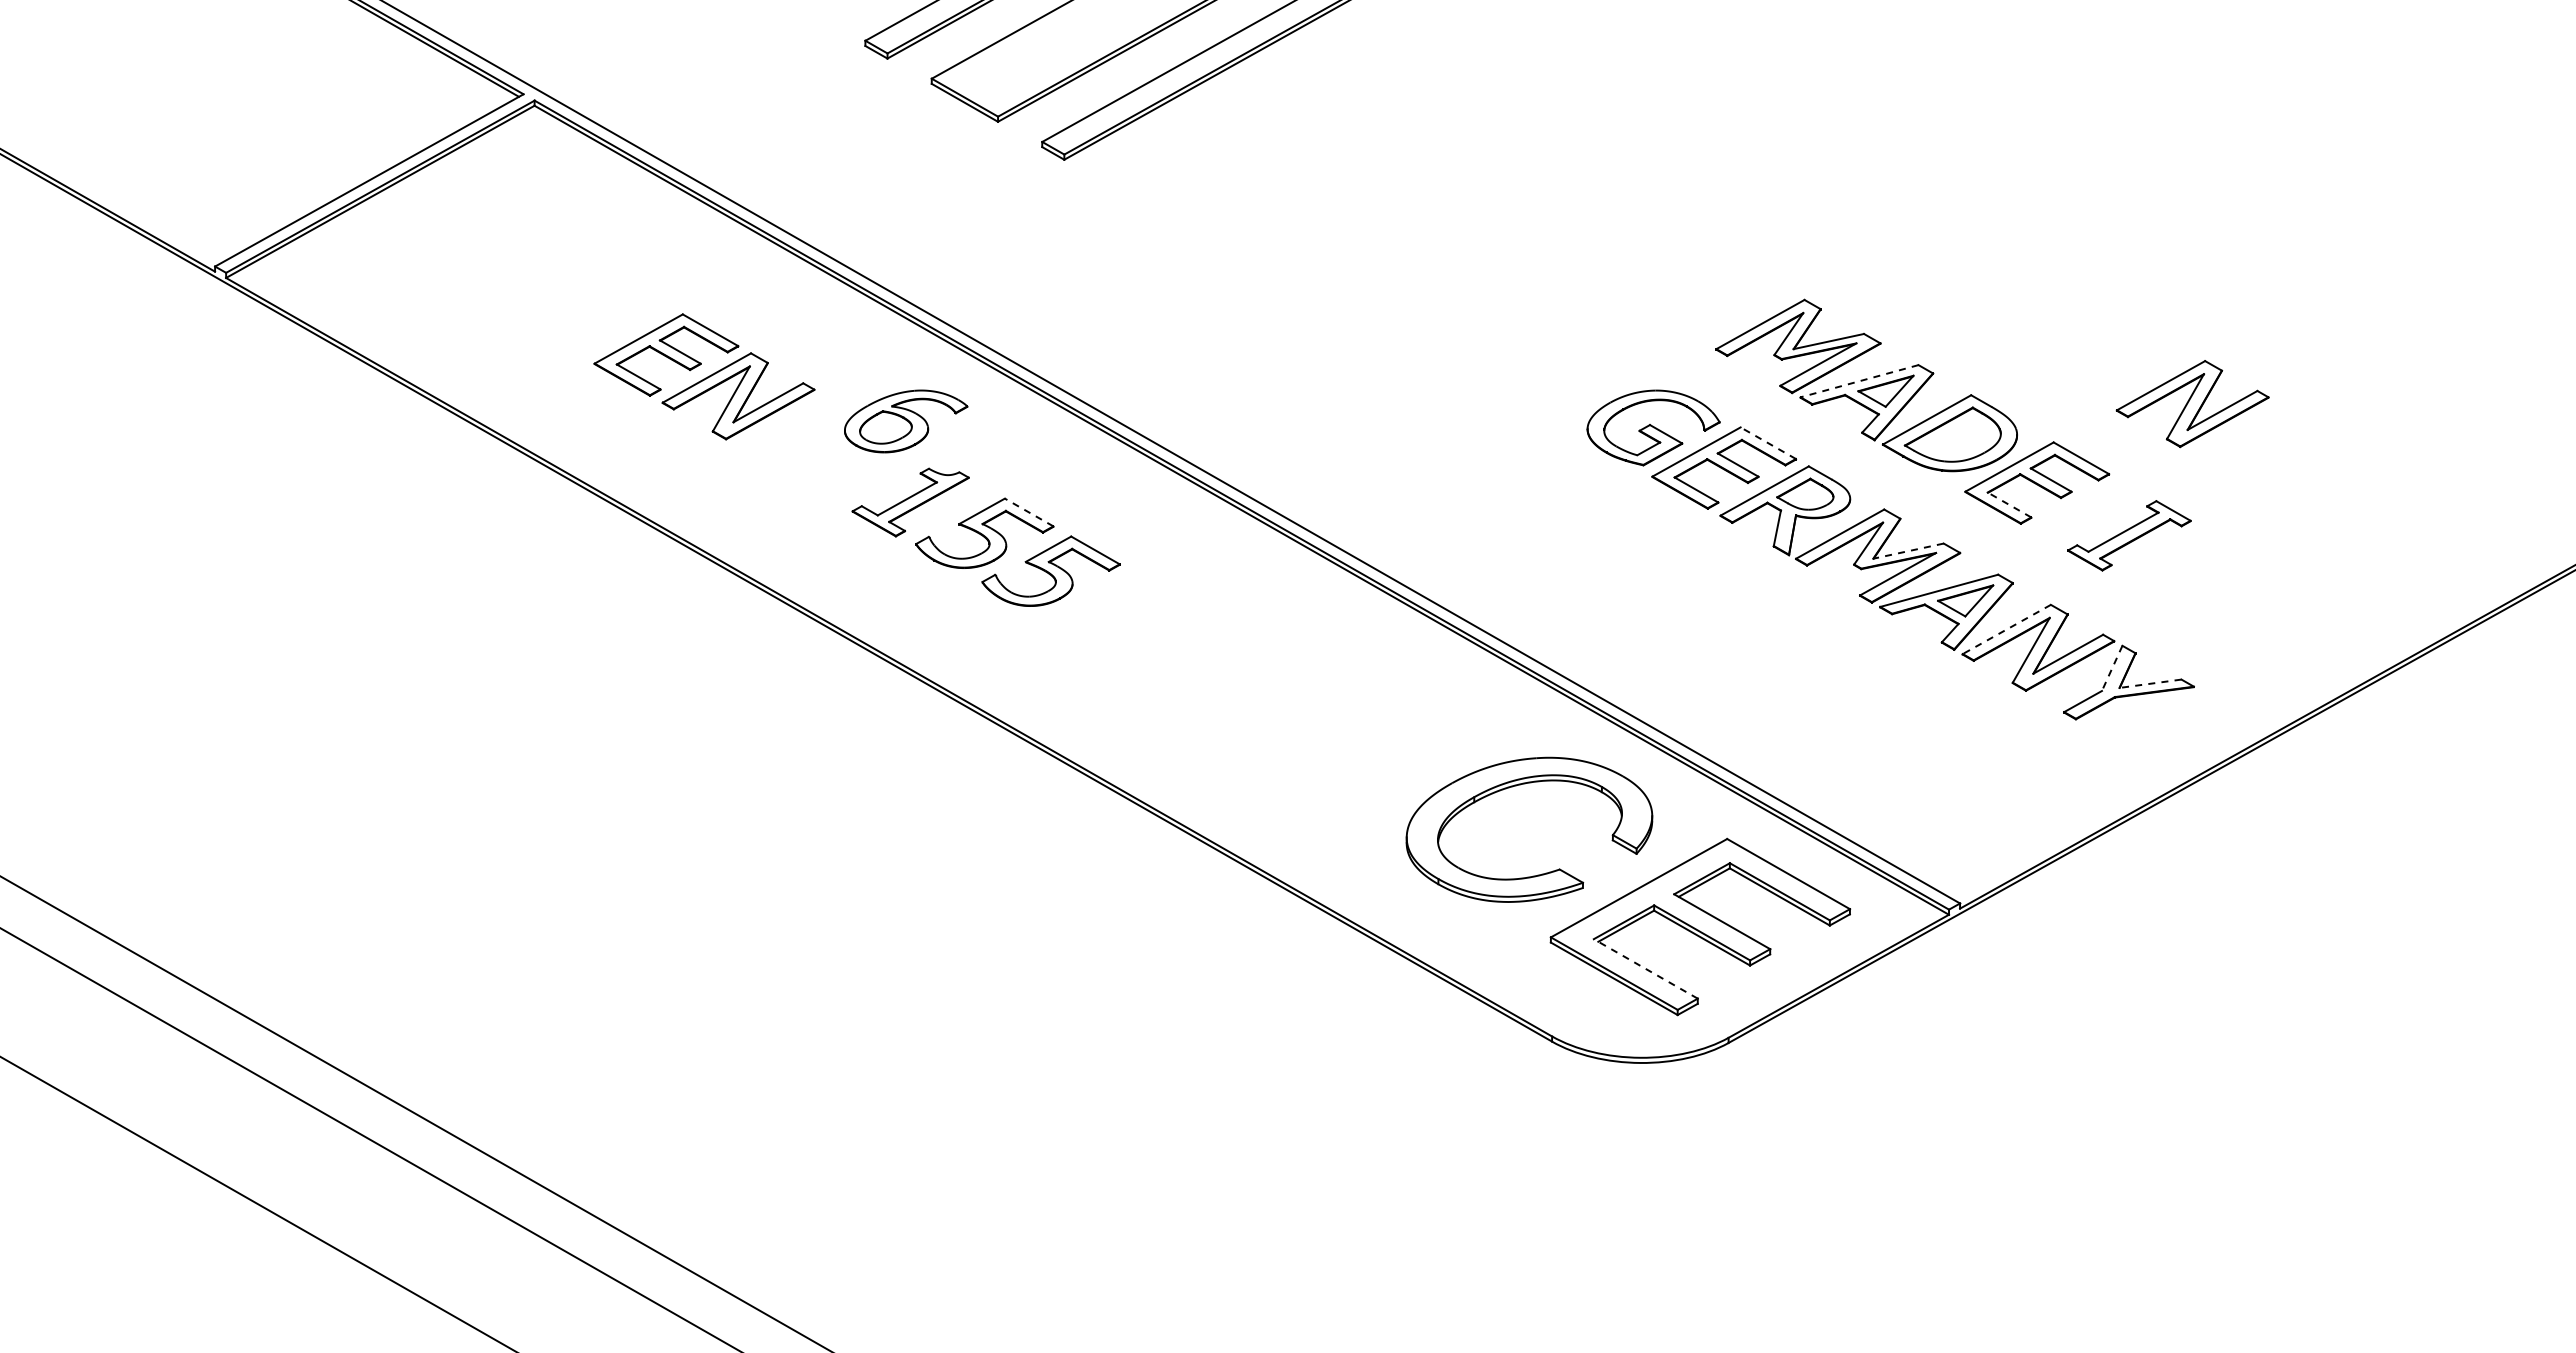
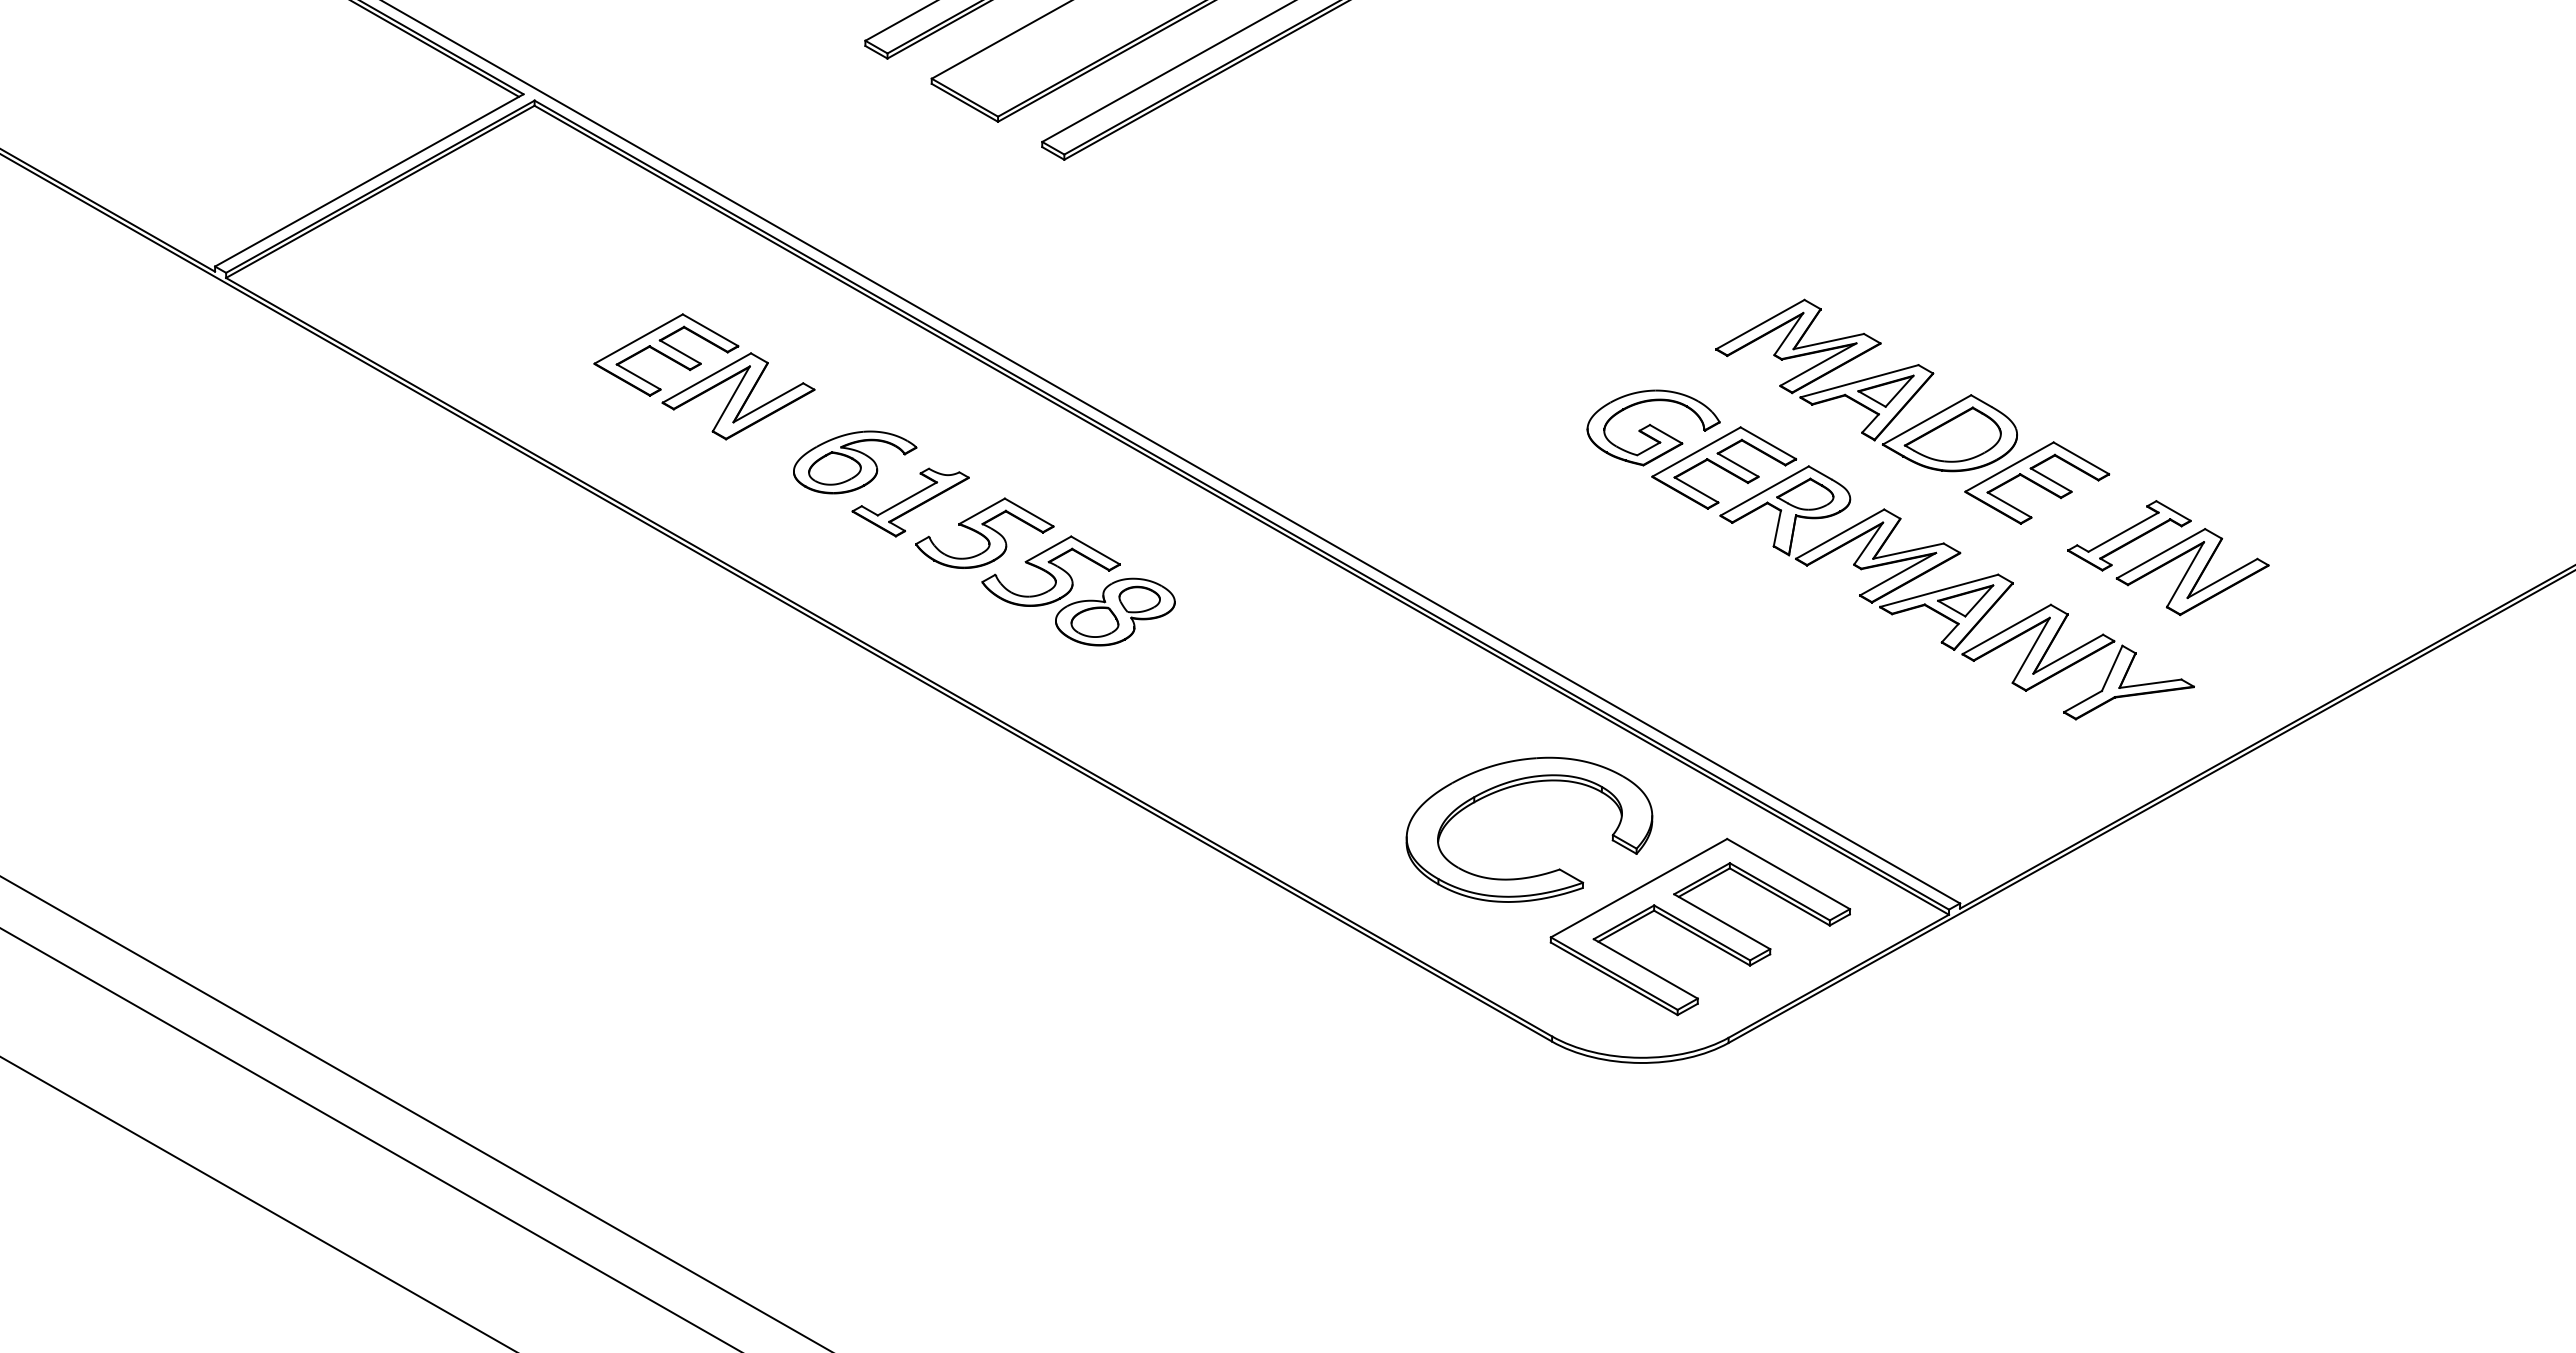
line: dashed -> solid (1859, 381)
part position: (2192, 404) -> (2192, 572) (2192, 572)
part position: (906, 421) -> (855, 462) (855, 462)
line: dashed -> solid (1768, 443)
line: dashed -> solid (2009, 504)
line: dashed -> solid (1029, 512)
line: dashed -> solid (1908, 551)
part: none -> present (1115, 611)
line: dashed -> solid (2006, 629)
line: dashed -> solid (2112, 668)
line: dashed -> solid (2150, 683)
line: dashed -> solid (1645, 968)
